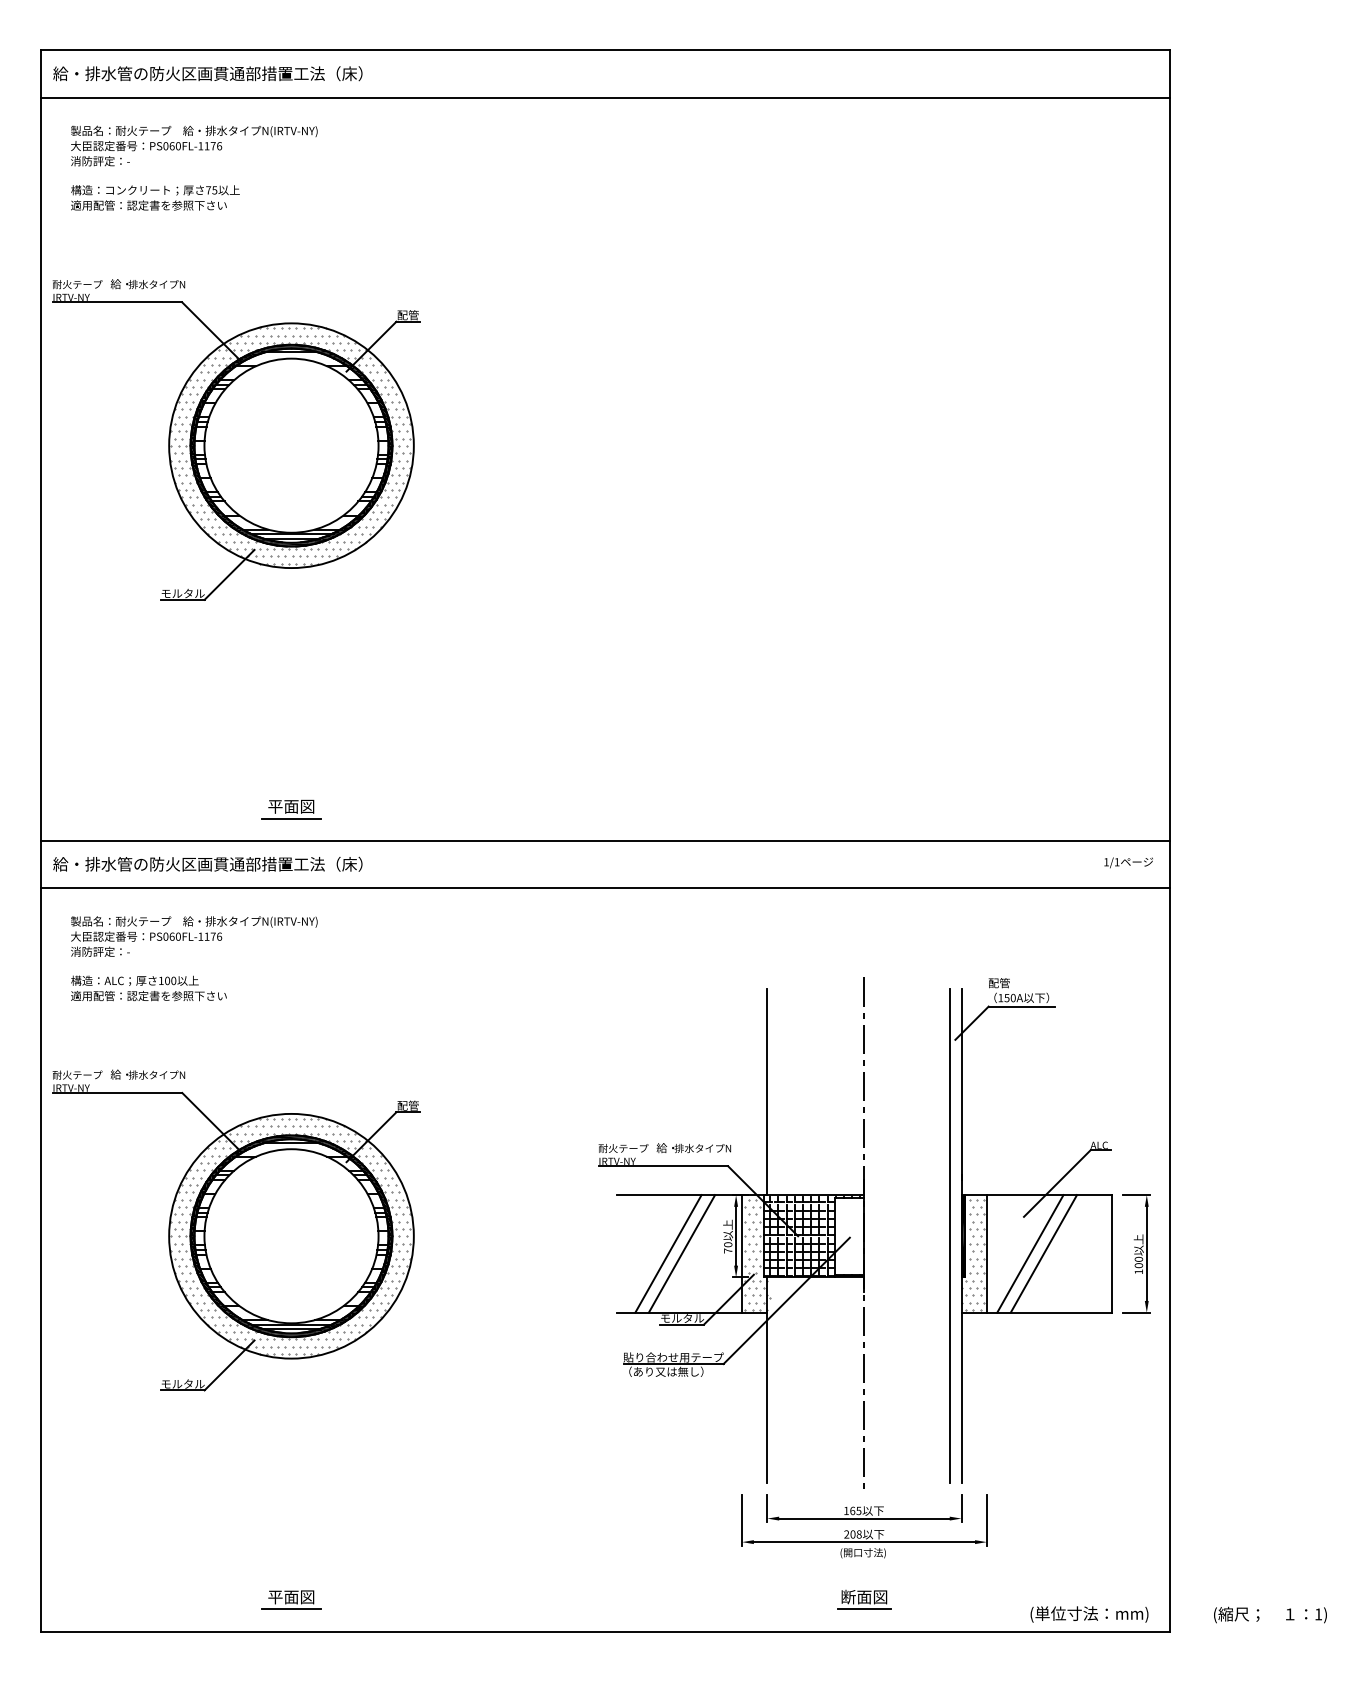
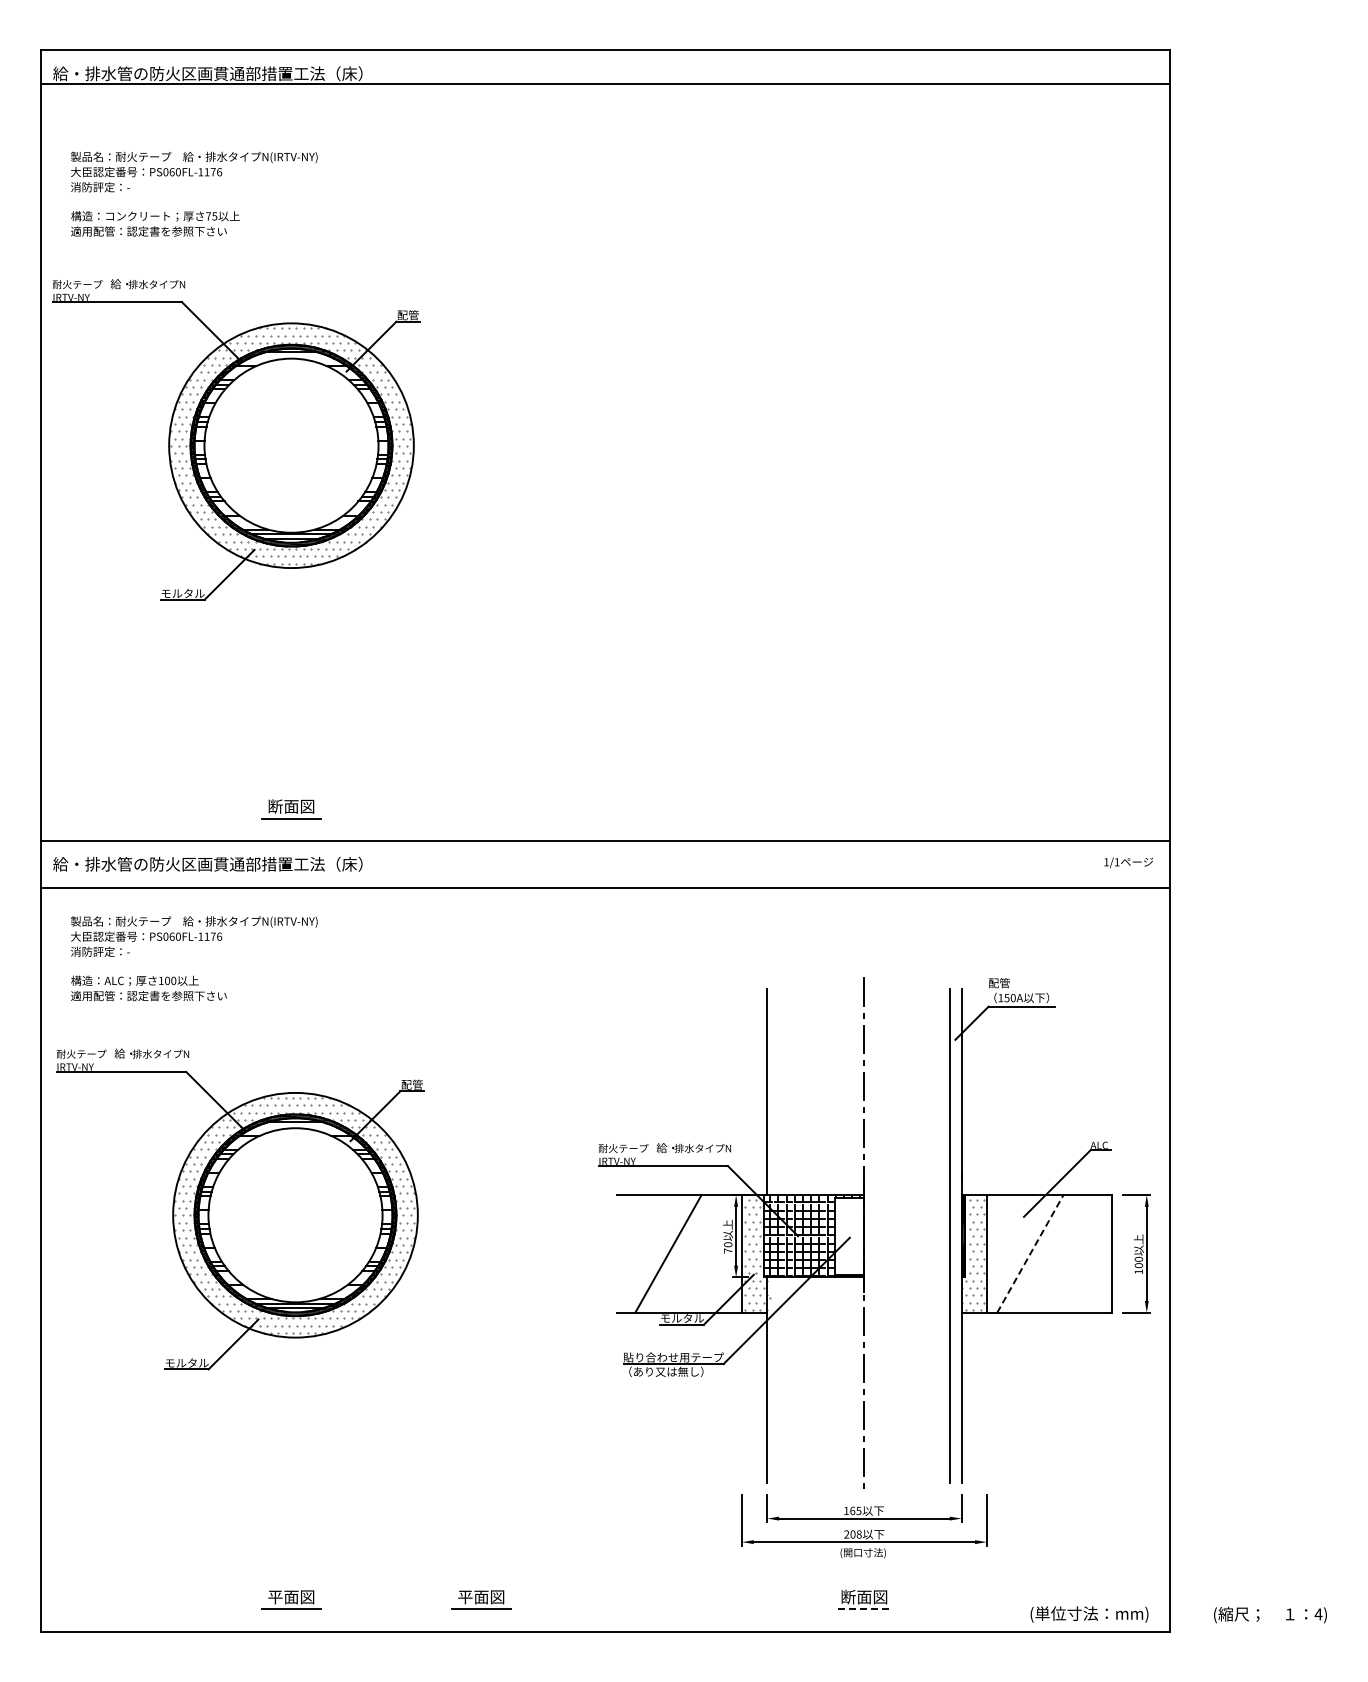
line position: (605, 97) -> (605, 83) (605, 83)
text position: (194, 167) -> (194, 193) (194, 193)
text: 平面図 -> 断面図 (275, 806)
part position: (236, 1230) -> (240, 1209) (240, 1209)
line: present -> none (681, 1253)
line: solid -> dashed (1030, 1253)
line: present -> none (1043, 1253)
part: none -> present (481, 1599)
line: solid -> dashed (864, 1609)
text: 1) -> 4) (1318, 1614)
